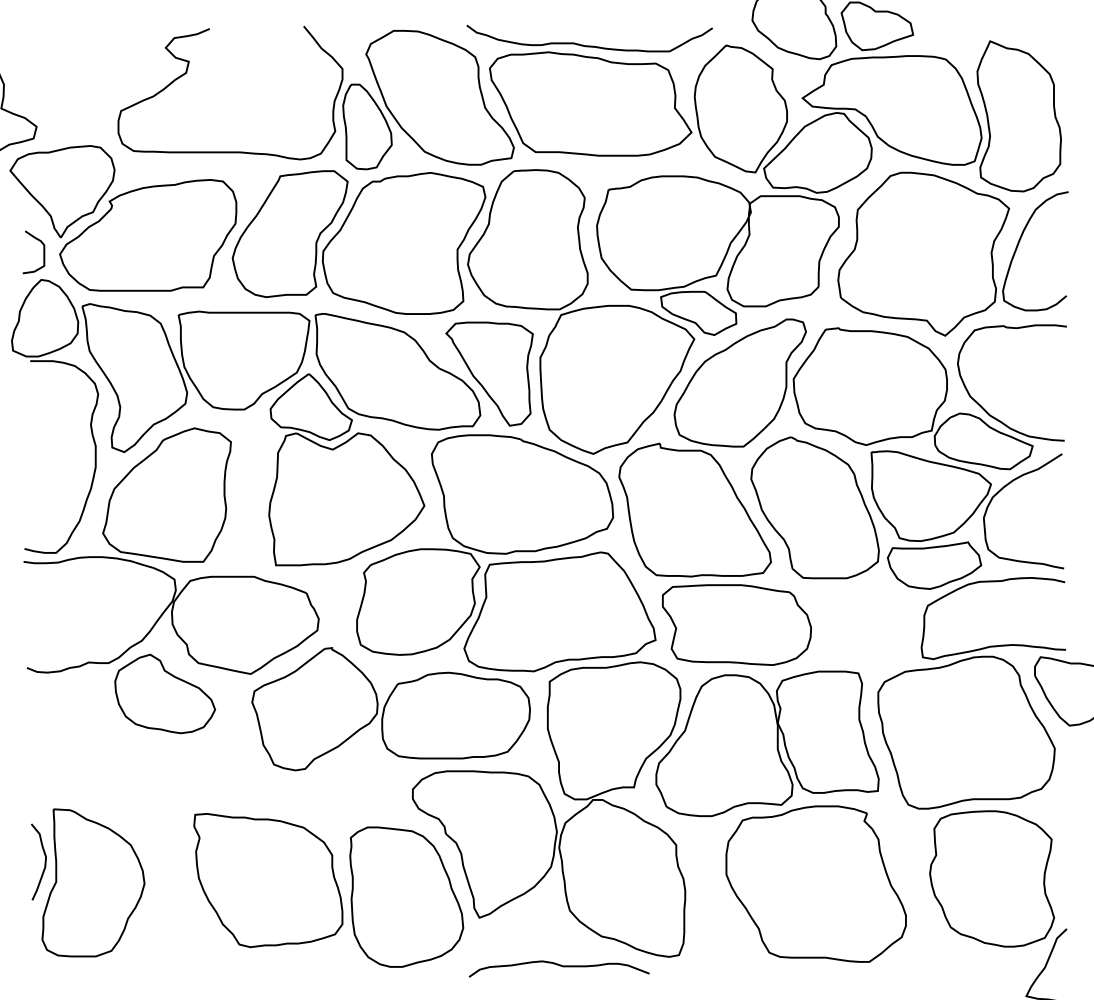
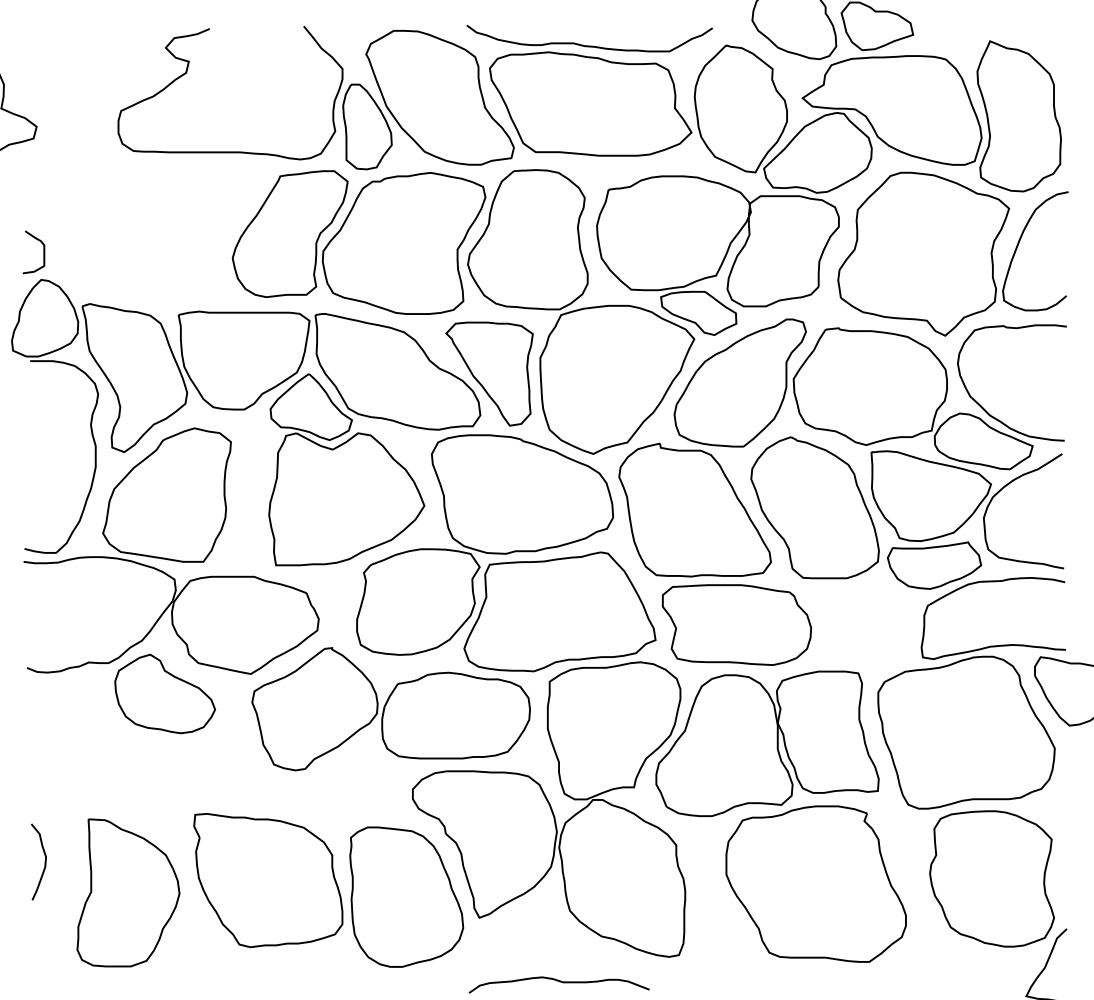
part: present -> none (123, 218)
part position: (93, 882) -> (128, 892) (128, 892)
curve position: (559, 966) -> (559, 982) (559, 982)
